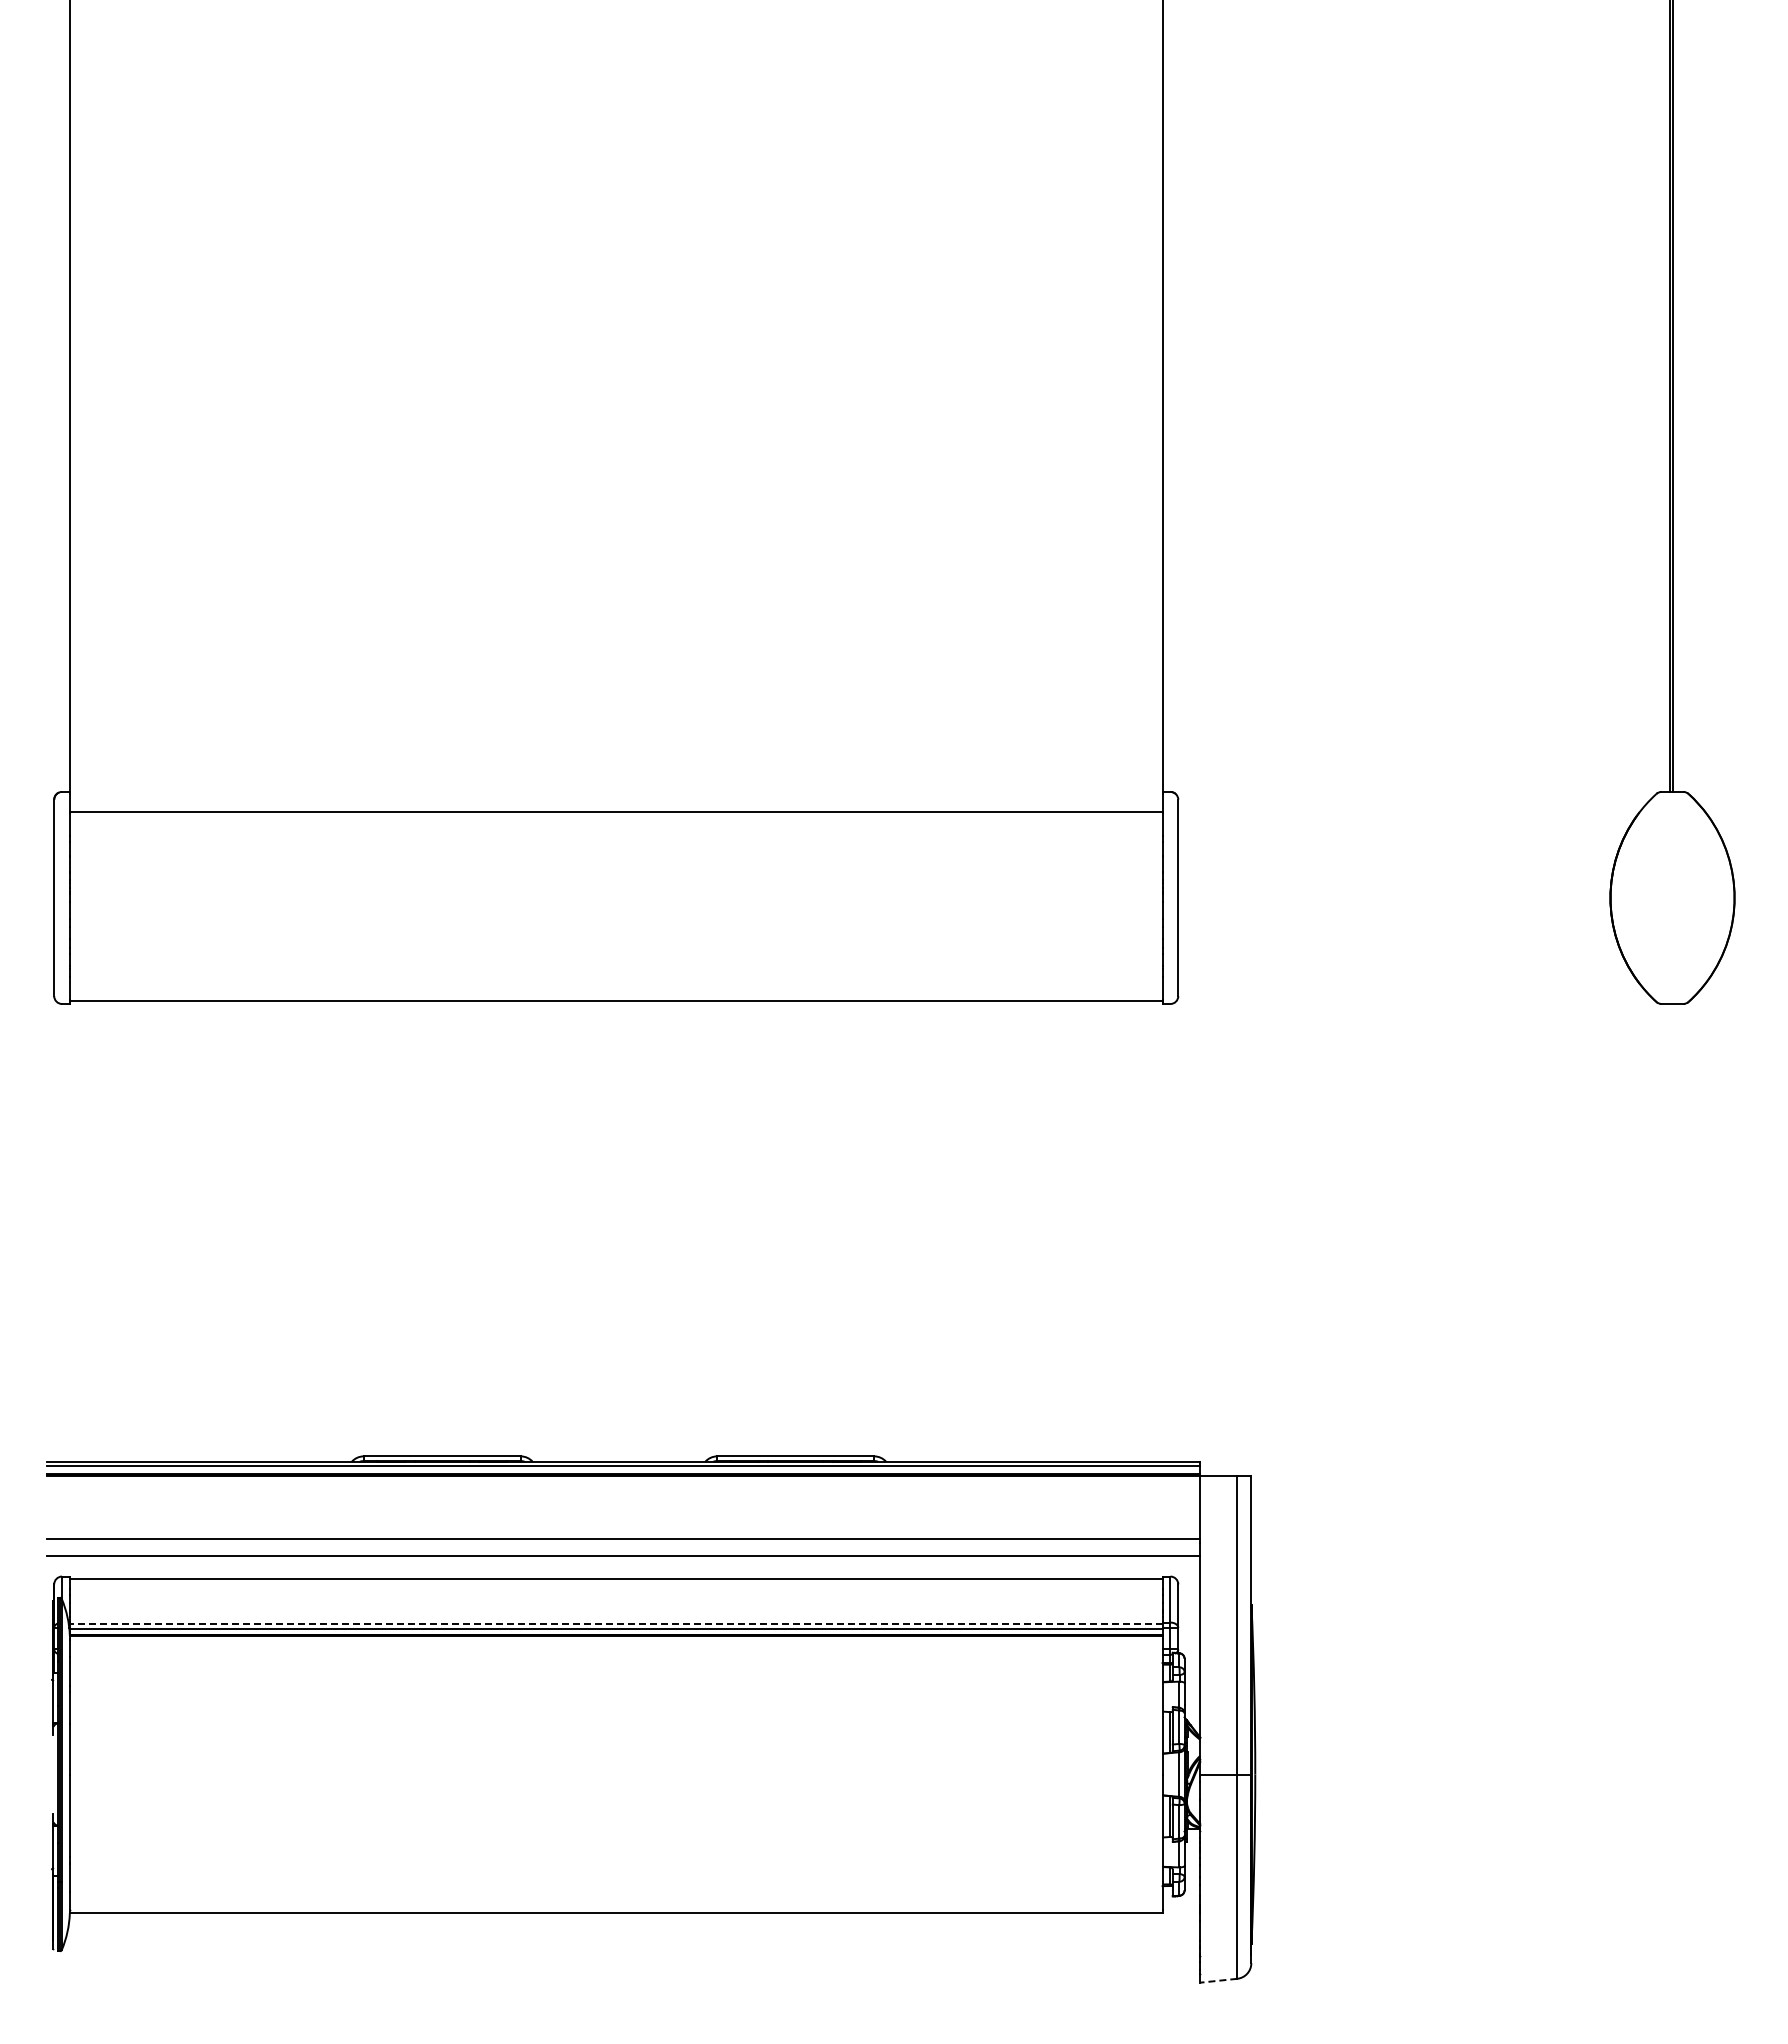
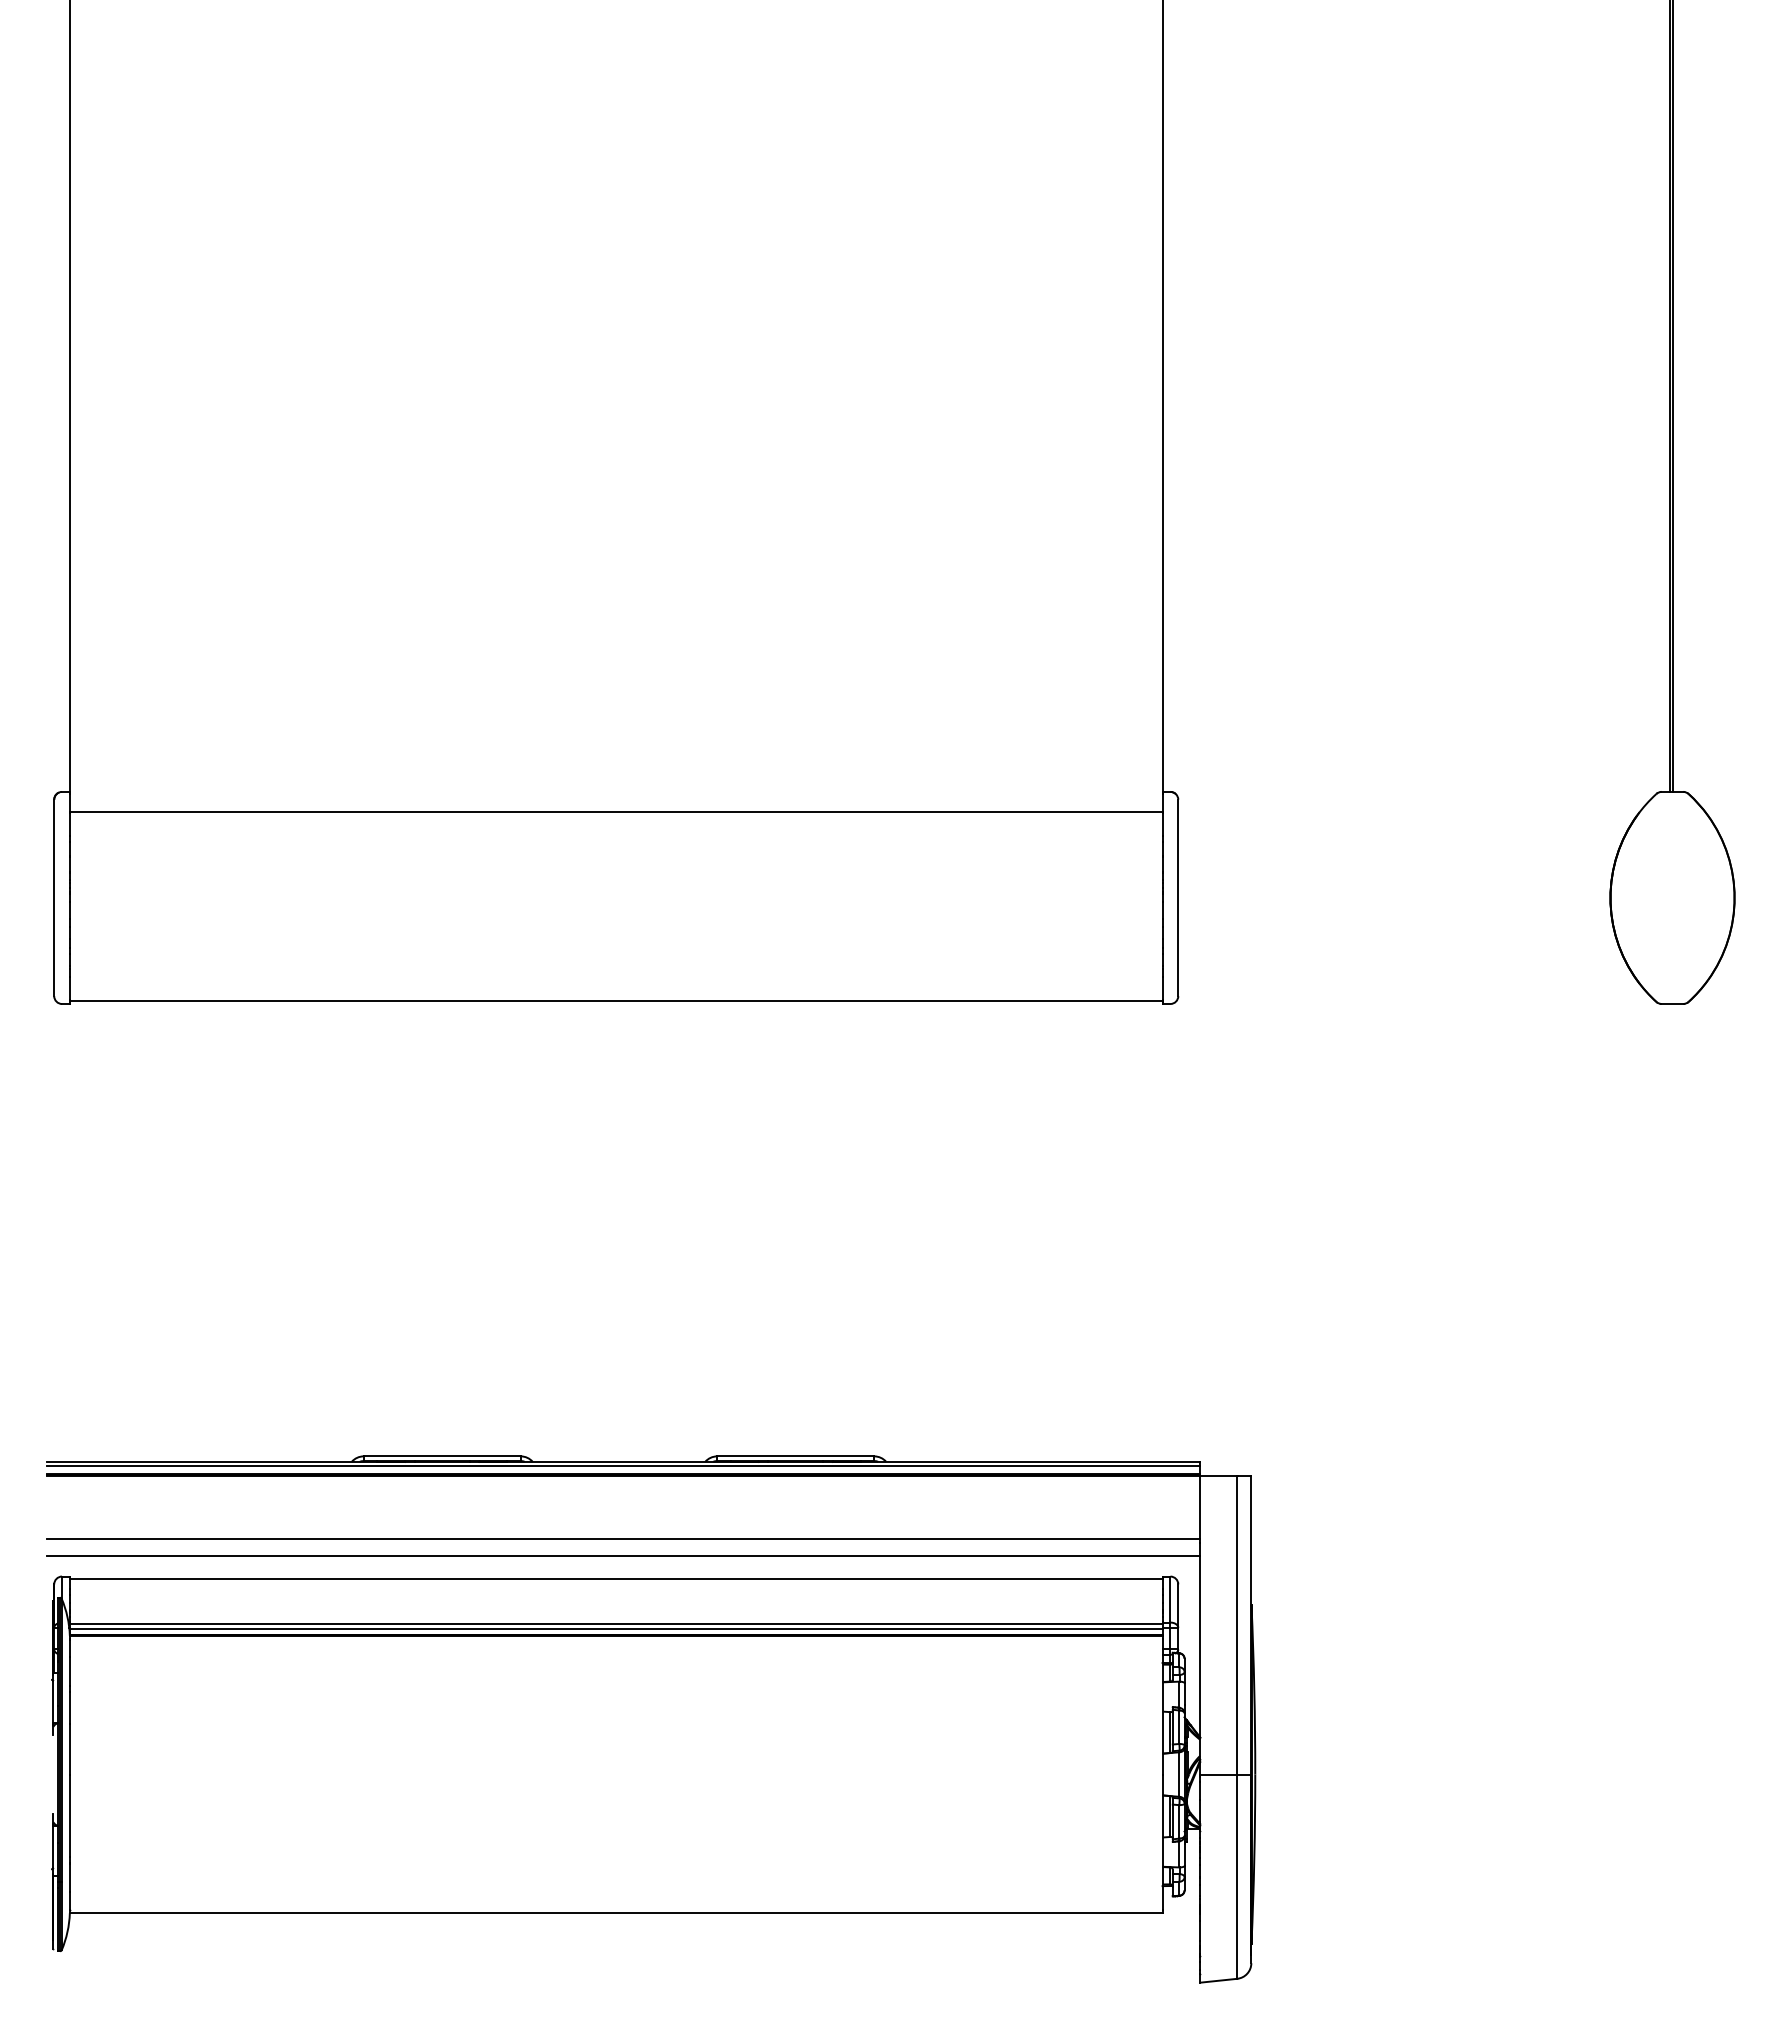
line: dashed -> solid (615, 1623)
line: dashed -> solid (1218, 1980)
